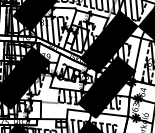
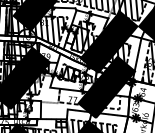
hatch: present -> none (87, 99)
